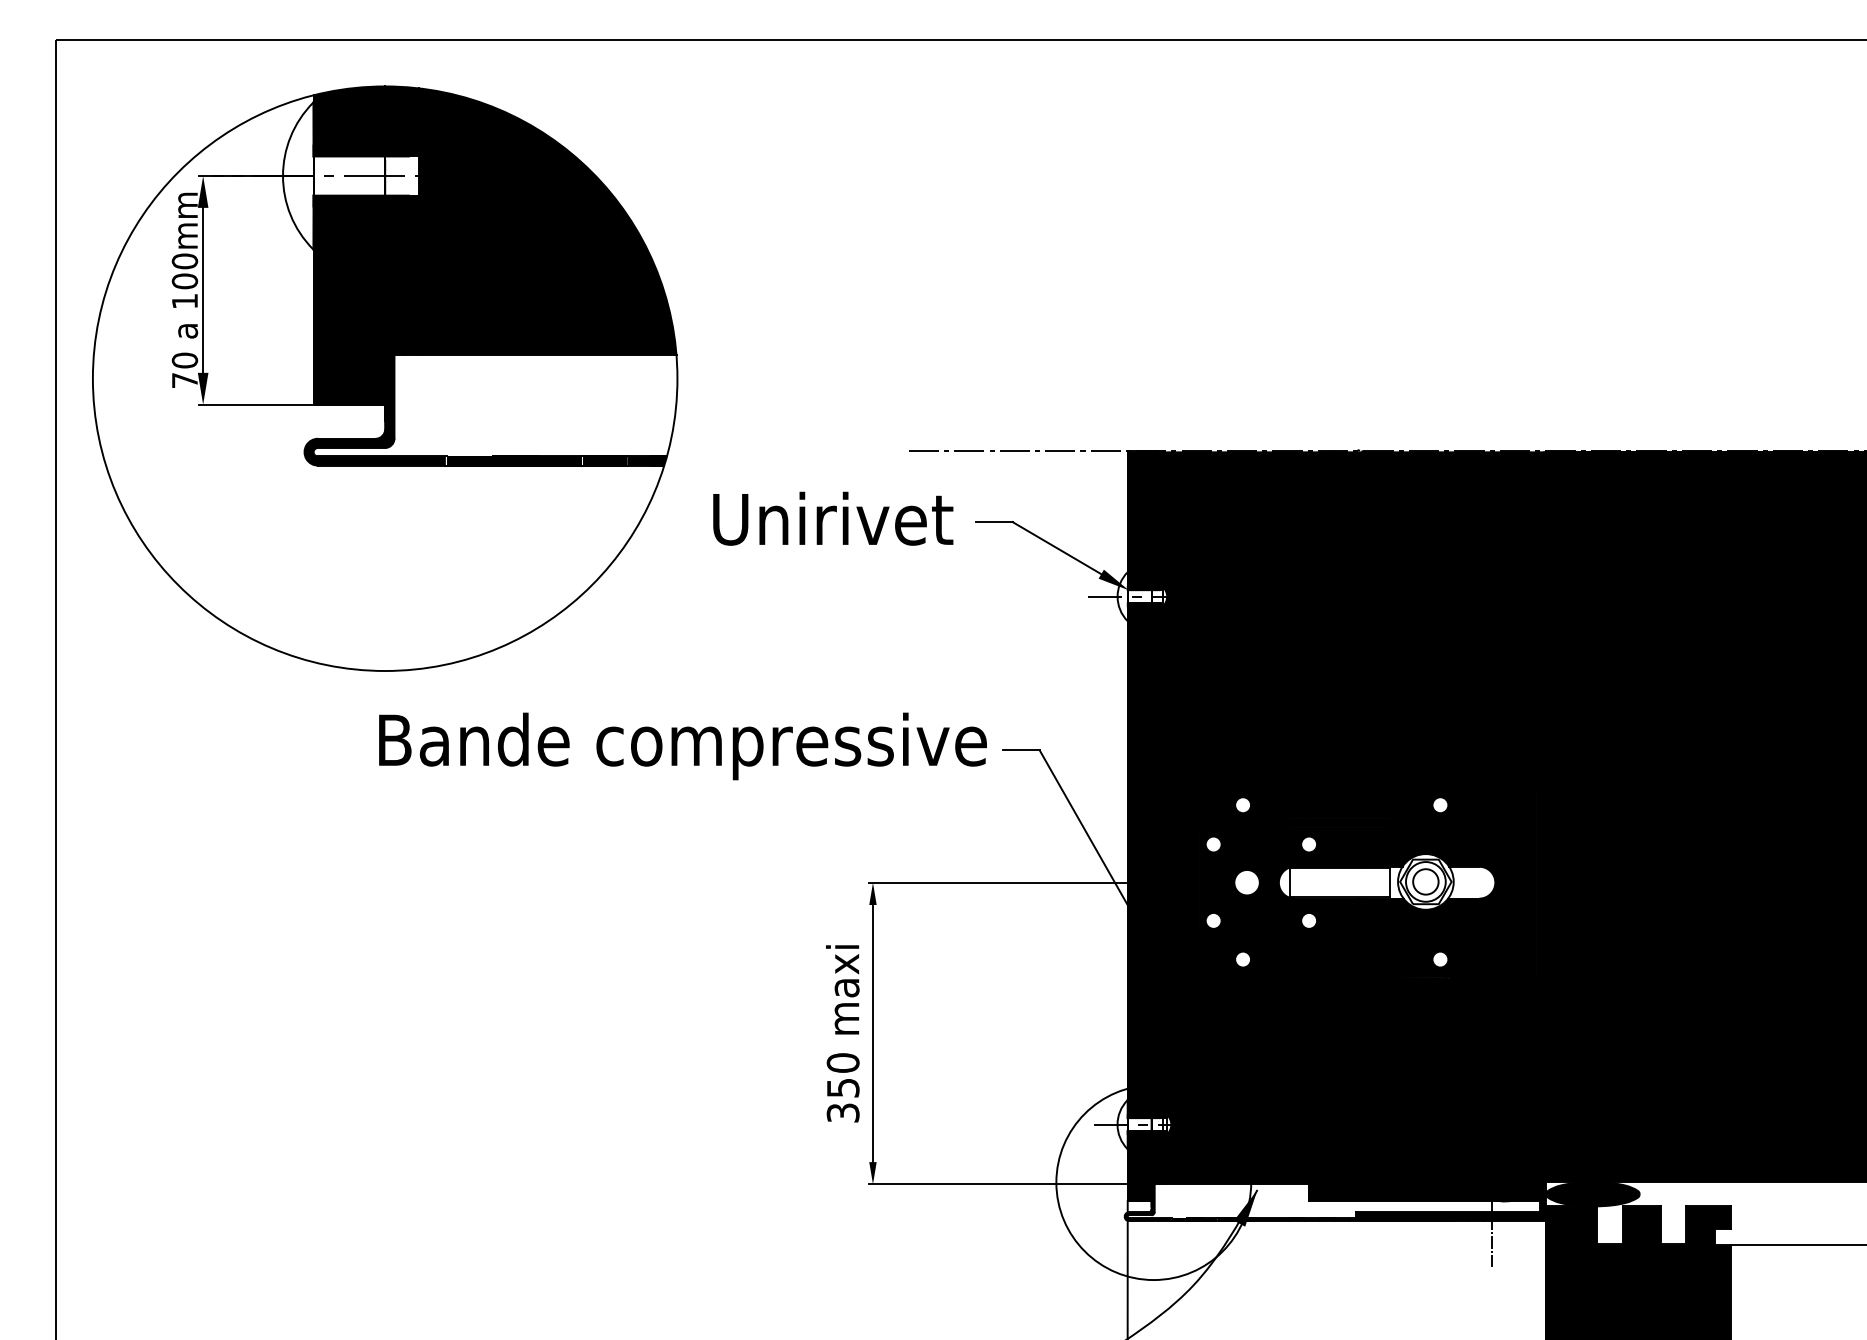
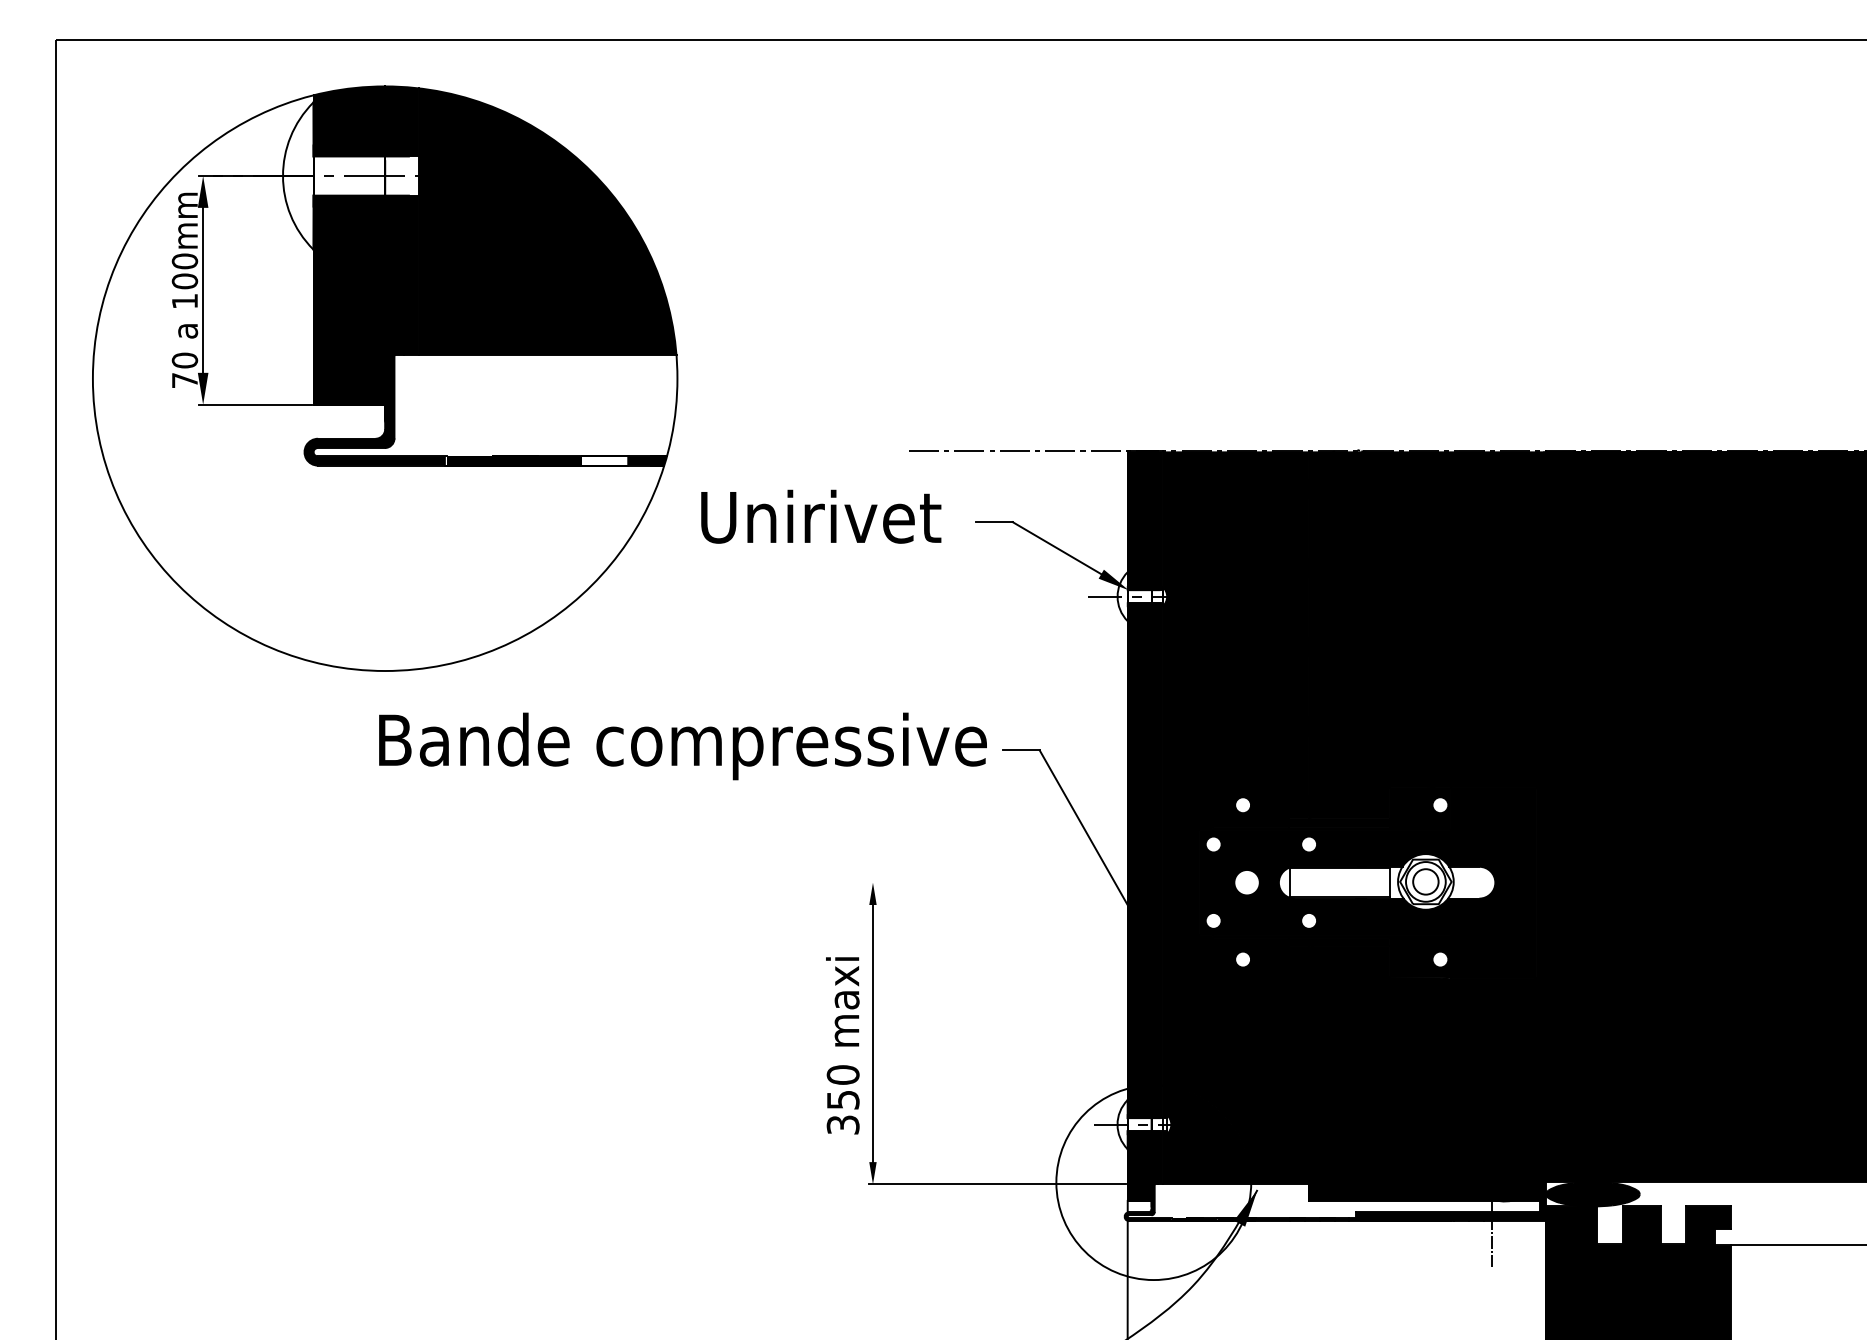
fill: present -> none (605, 460)
text position: (833, 518) -> (821, 516) (821, 516)
line: present -> none (997, 882)
text position: (842, 1033) -> (842, 1045) (842, 1045)
